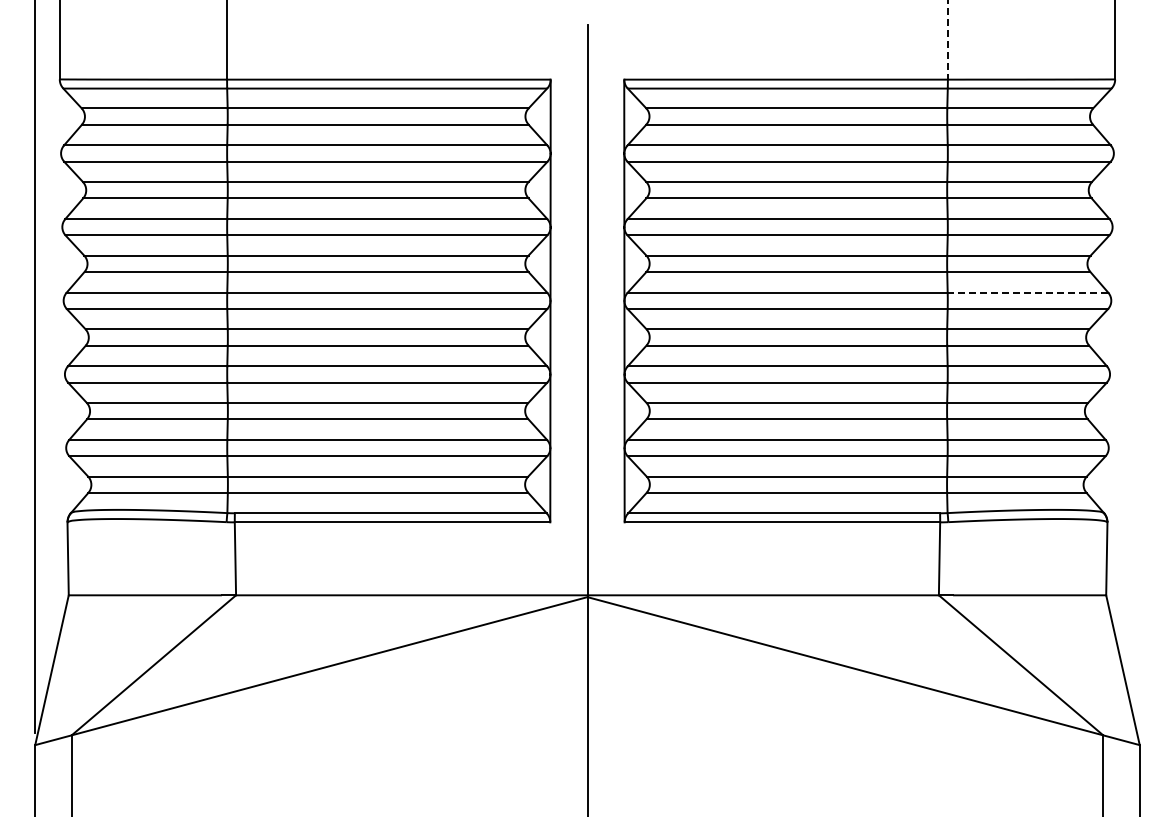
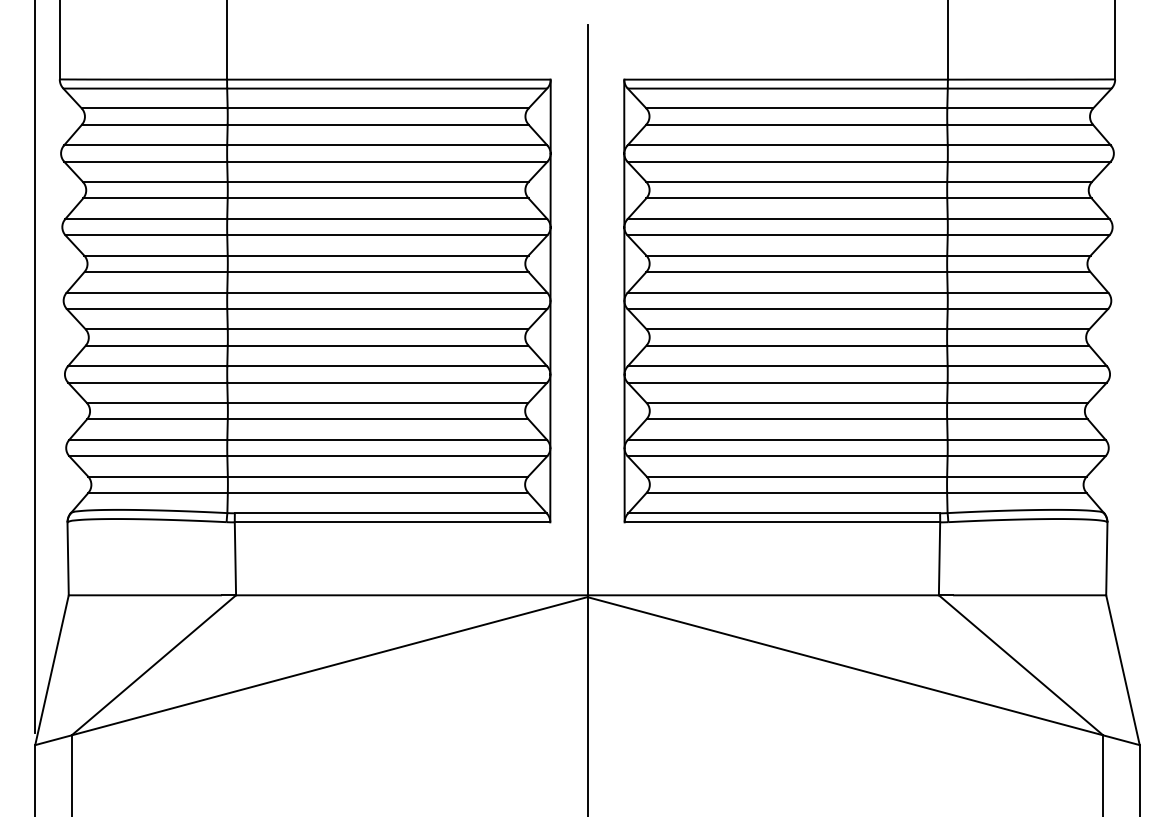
line: dashed -> solid (947, 40)
line: dashed -> solid (1027, 292)
